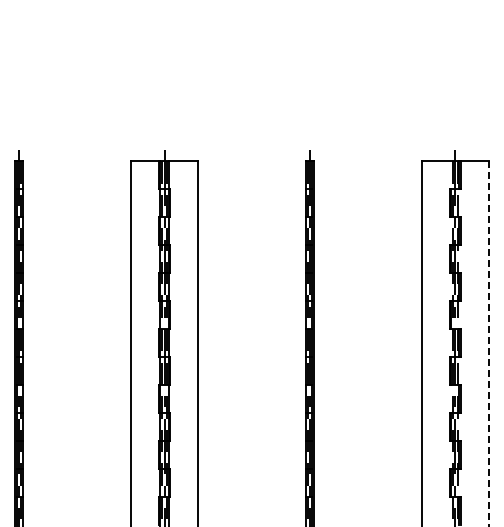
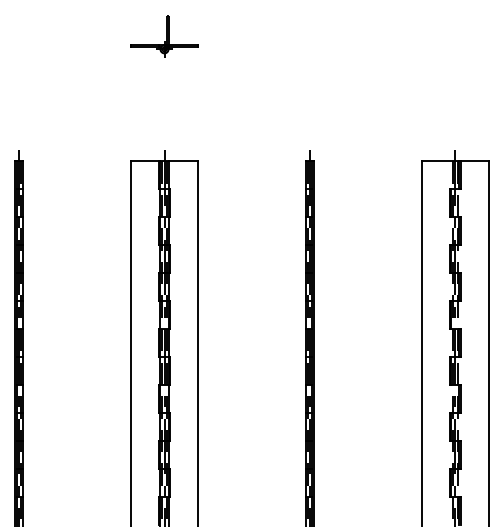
part: none -> present (164, 36)
line: dashed -> solid (488, 344)
